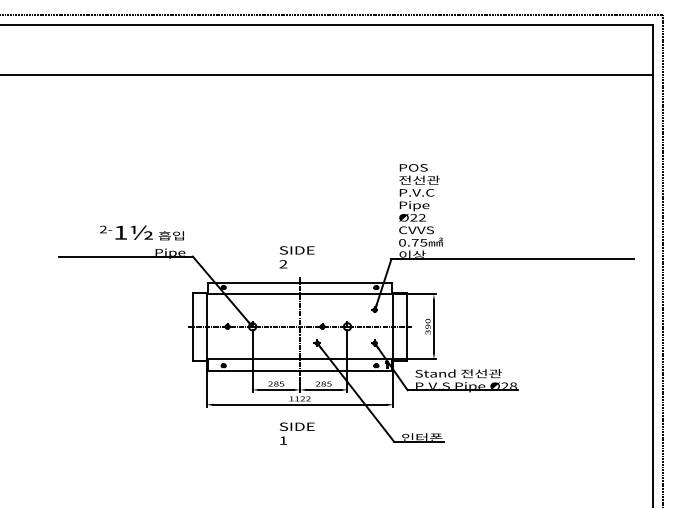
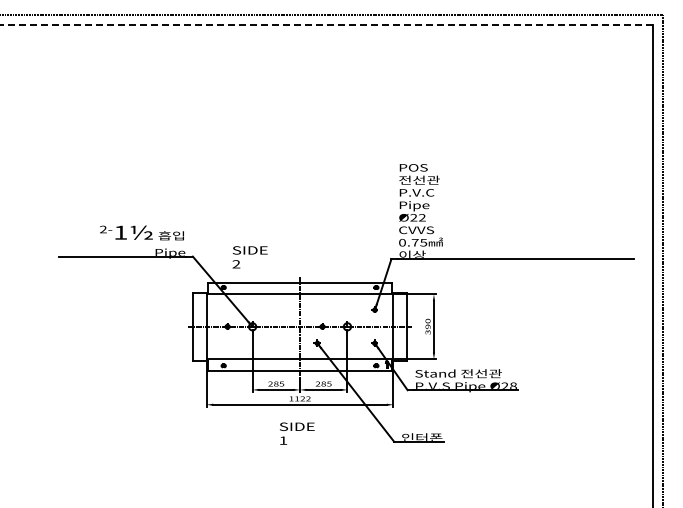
line: solid -> dashed (326, 24)
line: present -> none (327, 74)
text position: (296, 257) -> (249, 257) (249, 257)
